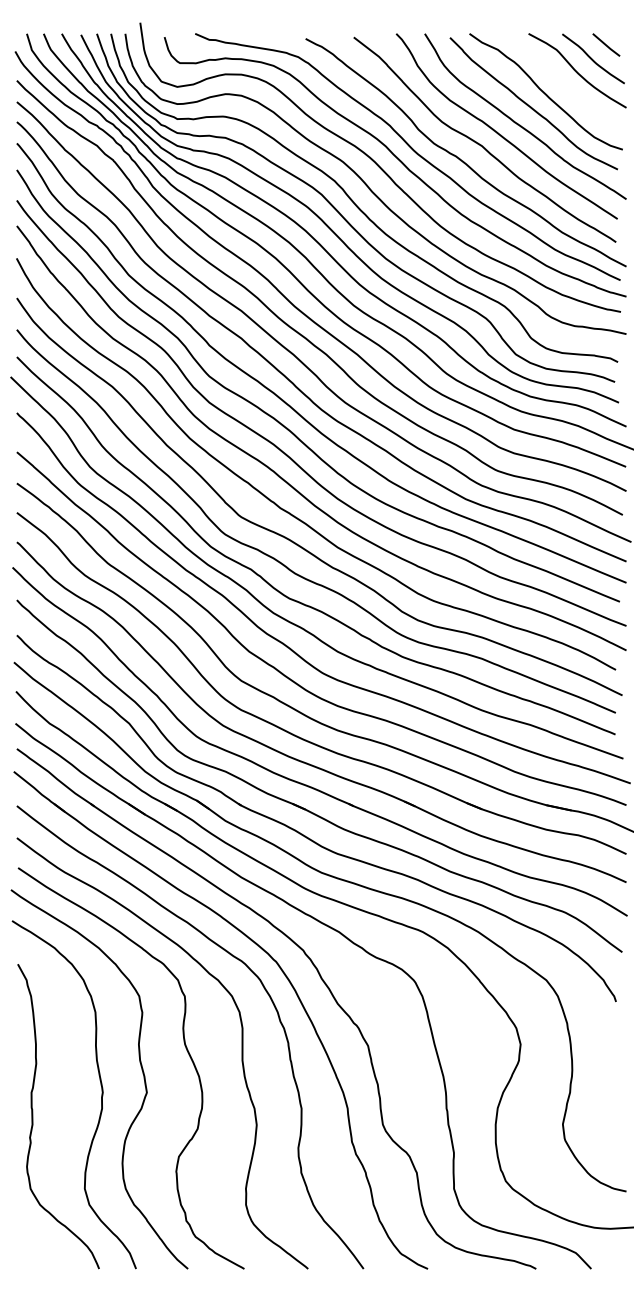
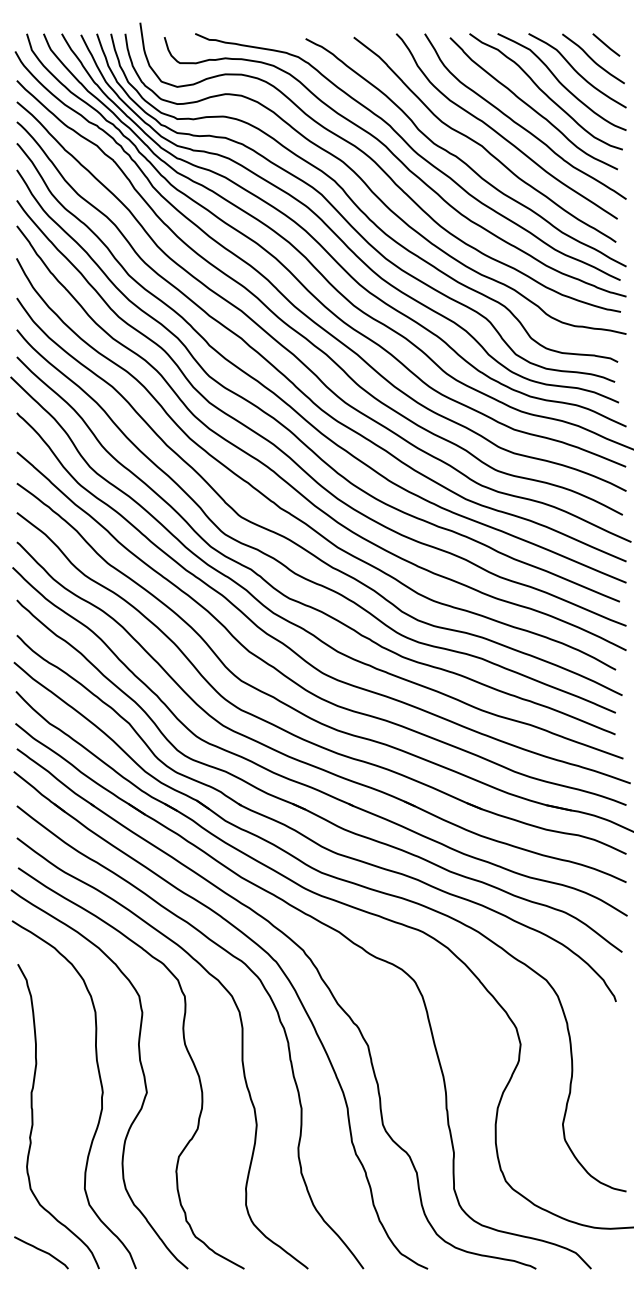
curve: none -> present (560, 81)
curve: none -> present (41, 1251)
